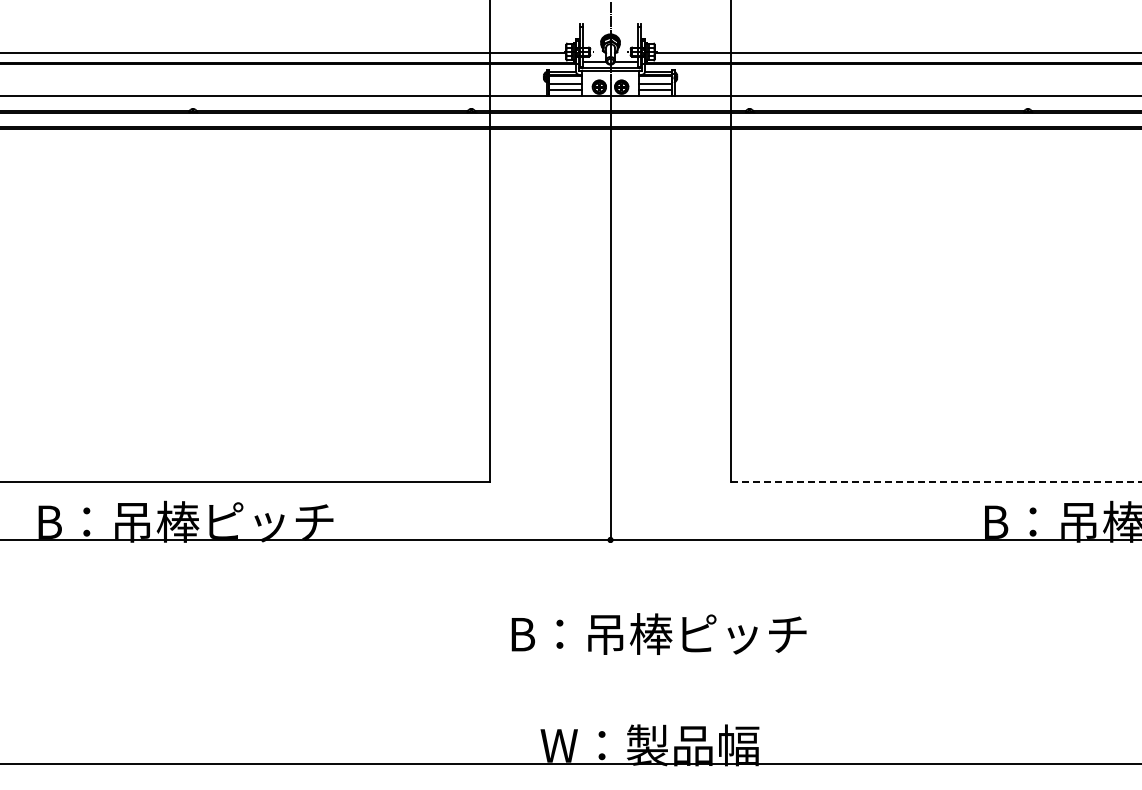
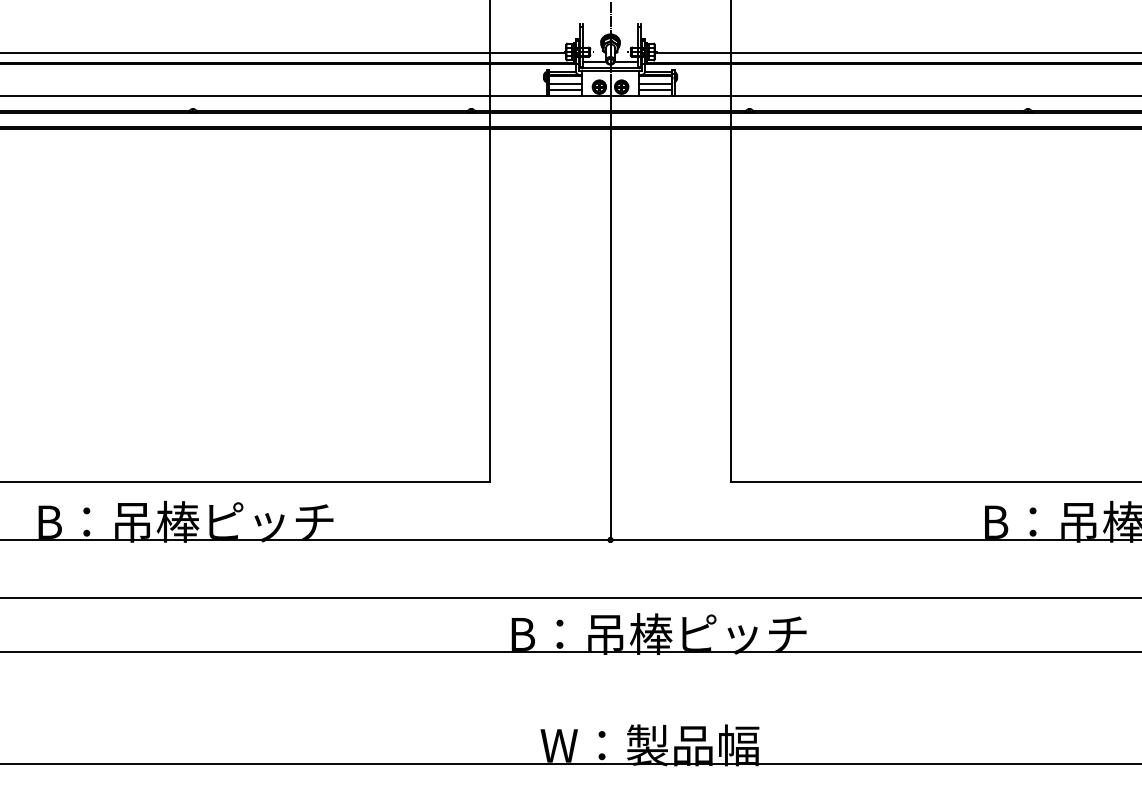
line: dashed -> solid (936, 482)
line: none -> present (570, 597)
line: none -> present (570, 652)
